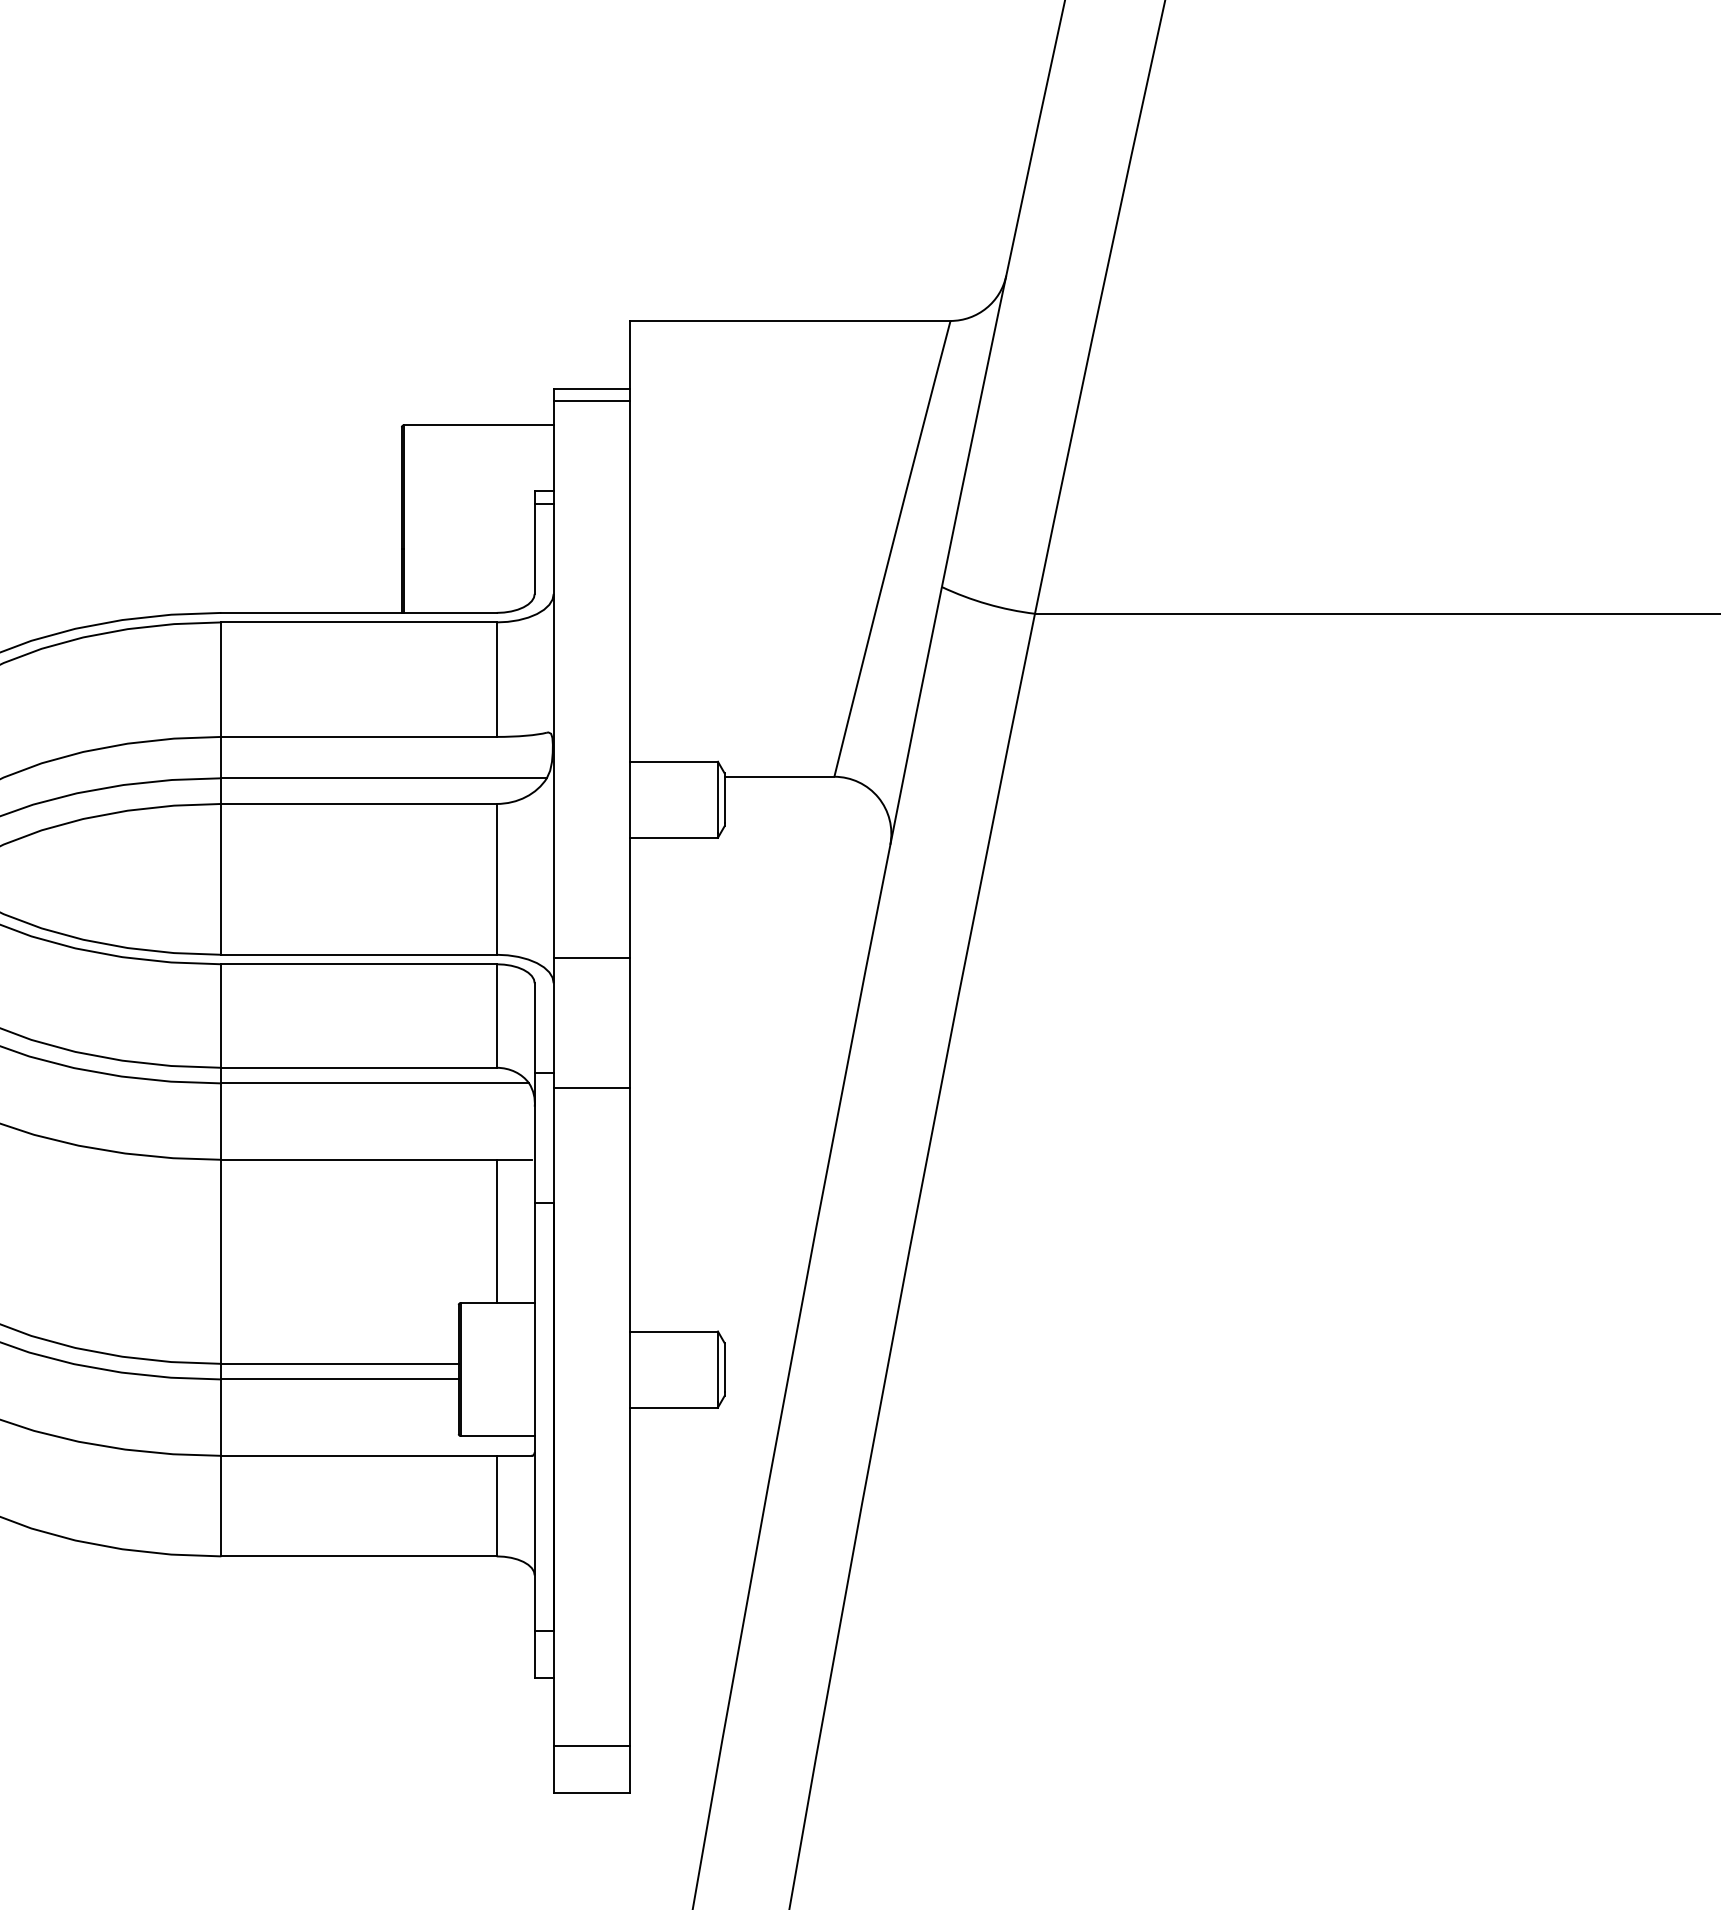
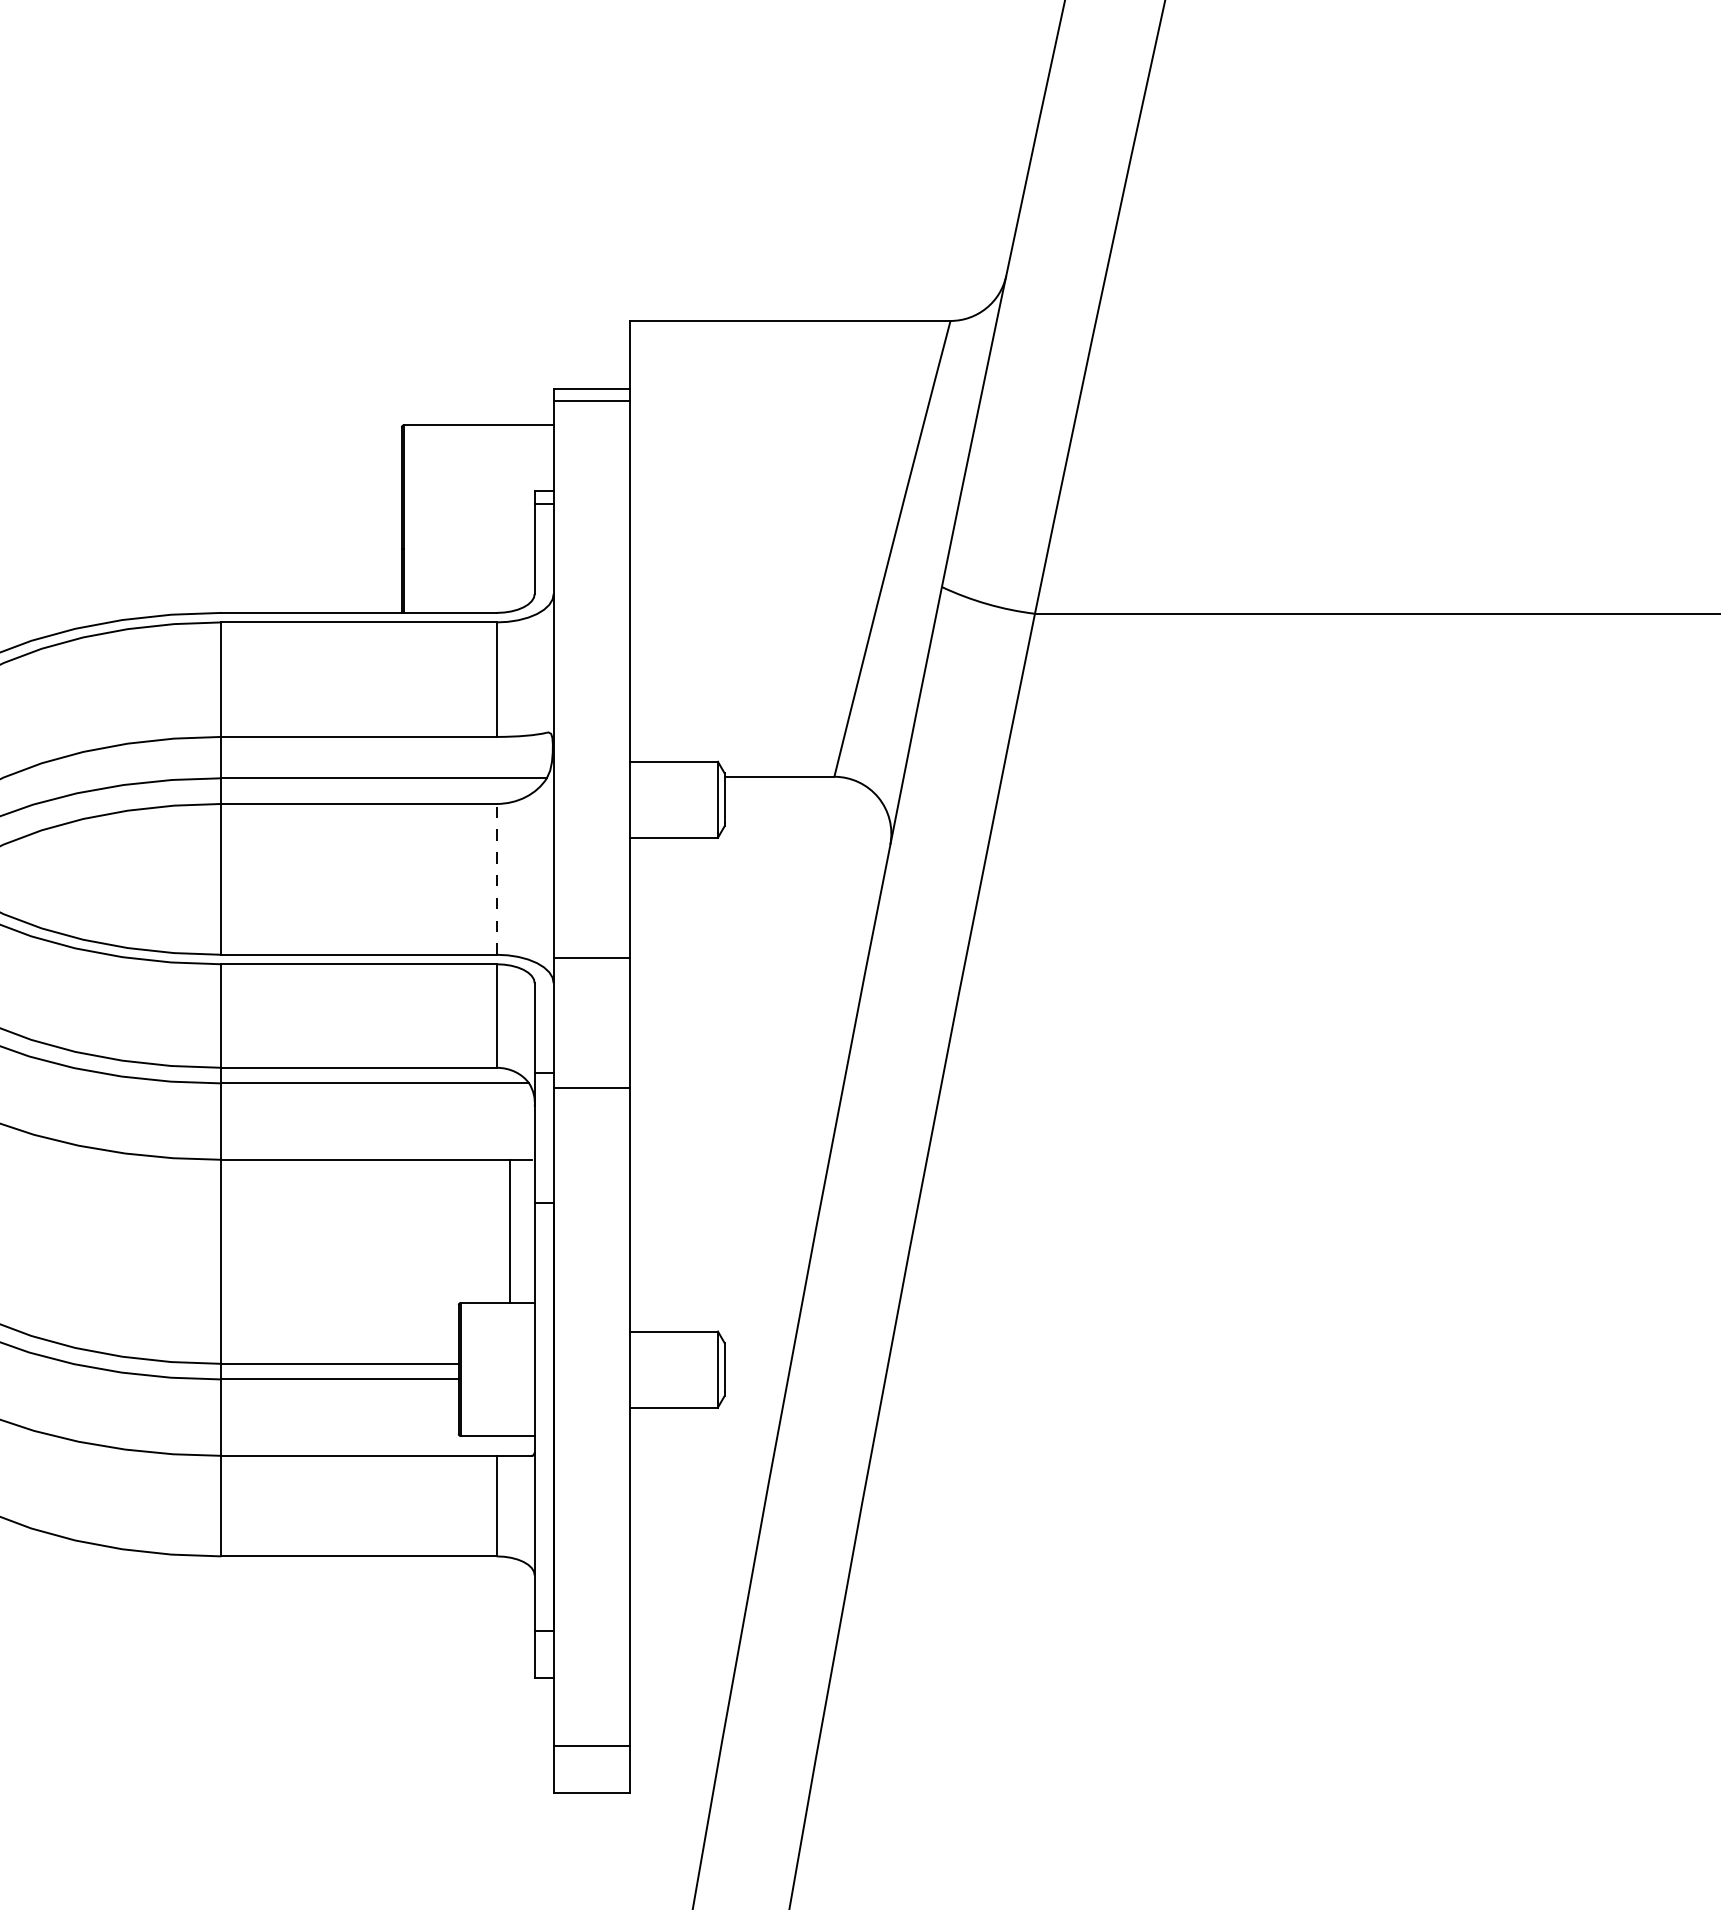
line: solid -> dashed (496, 878)
line position: (496, 1231) -> (509, 1231) (509, 1231)
